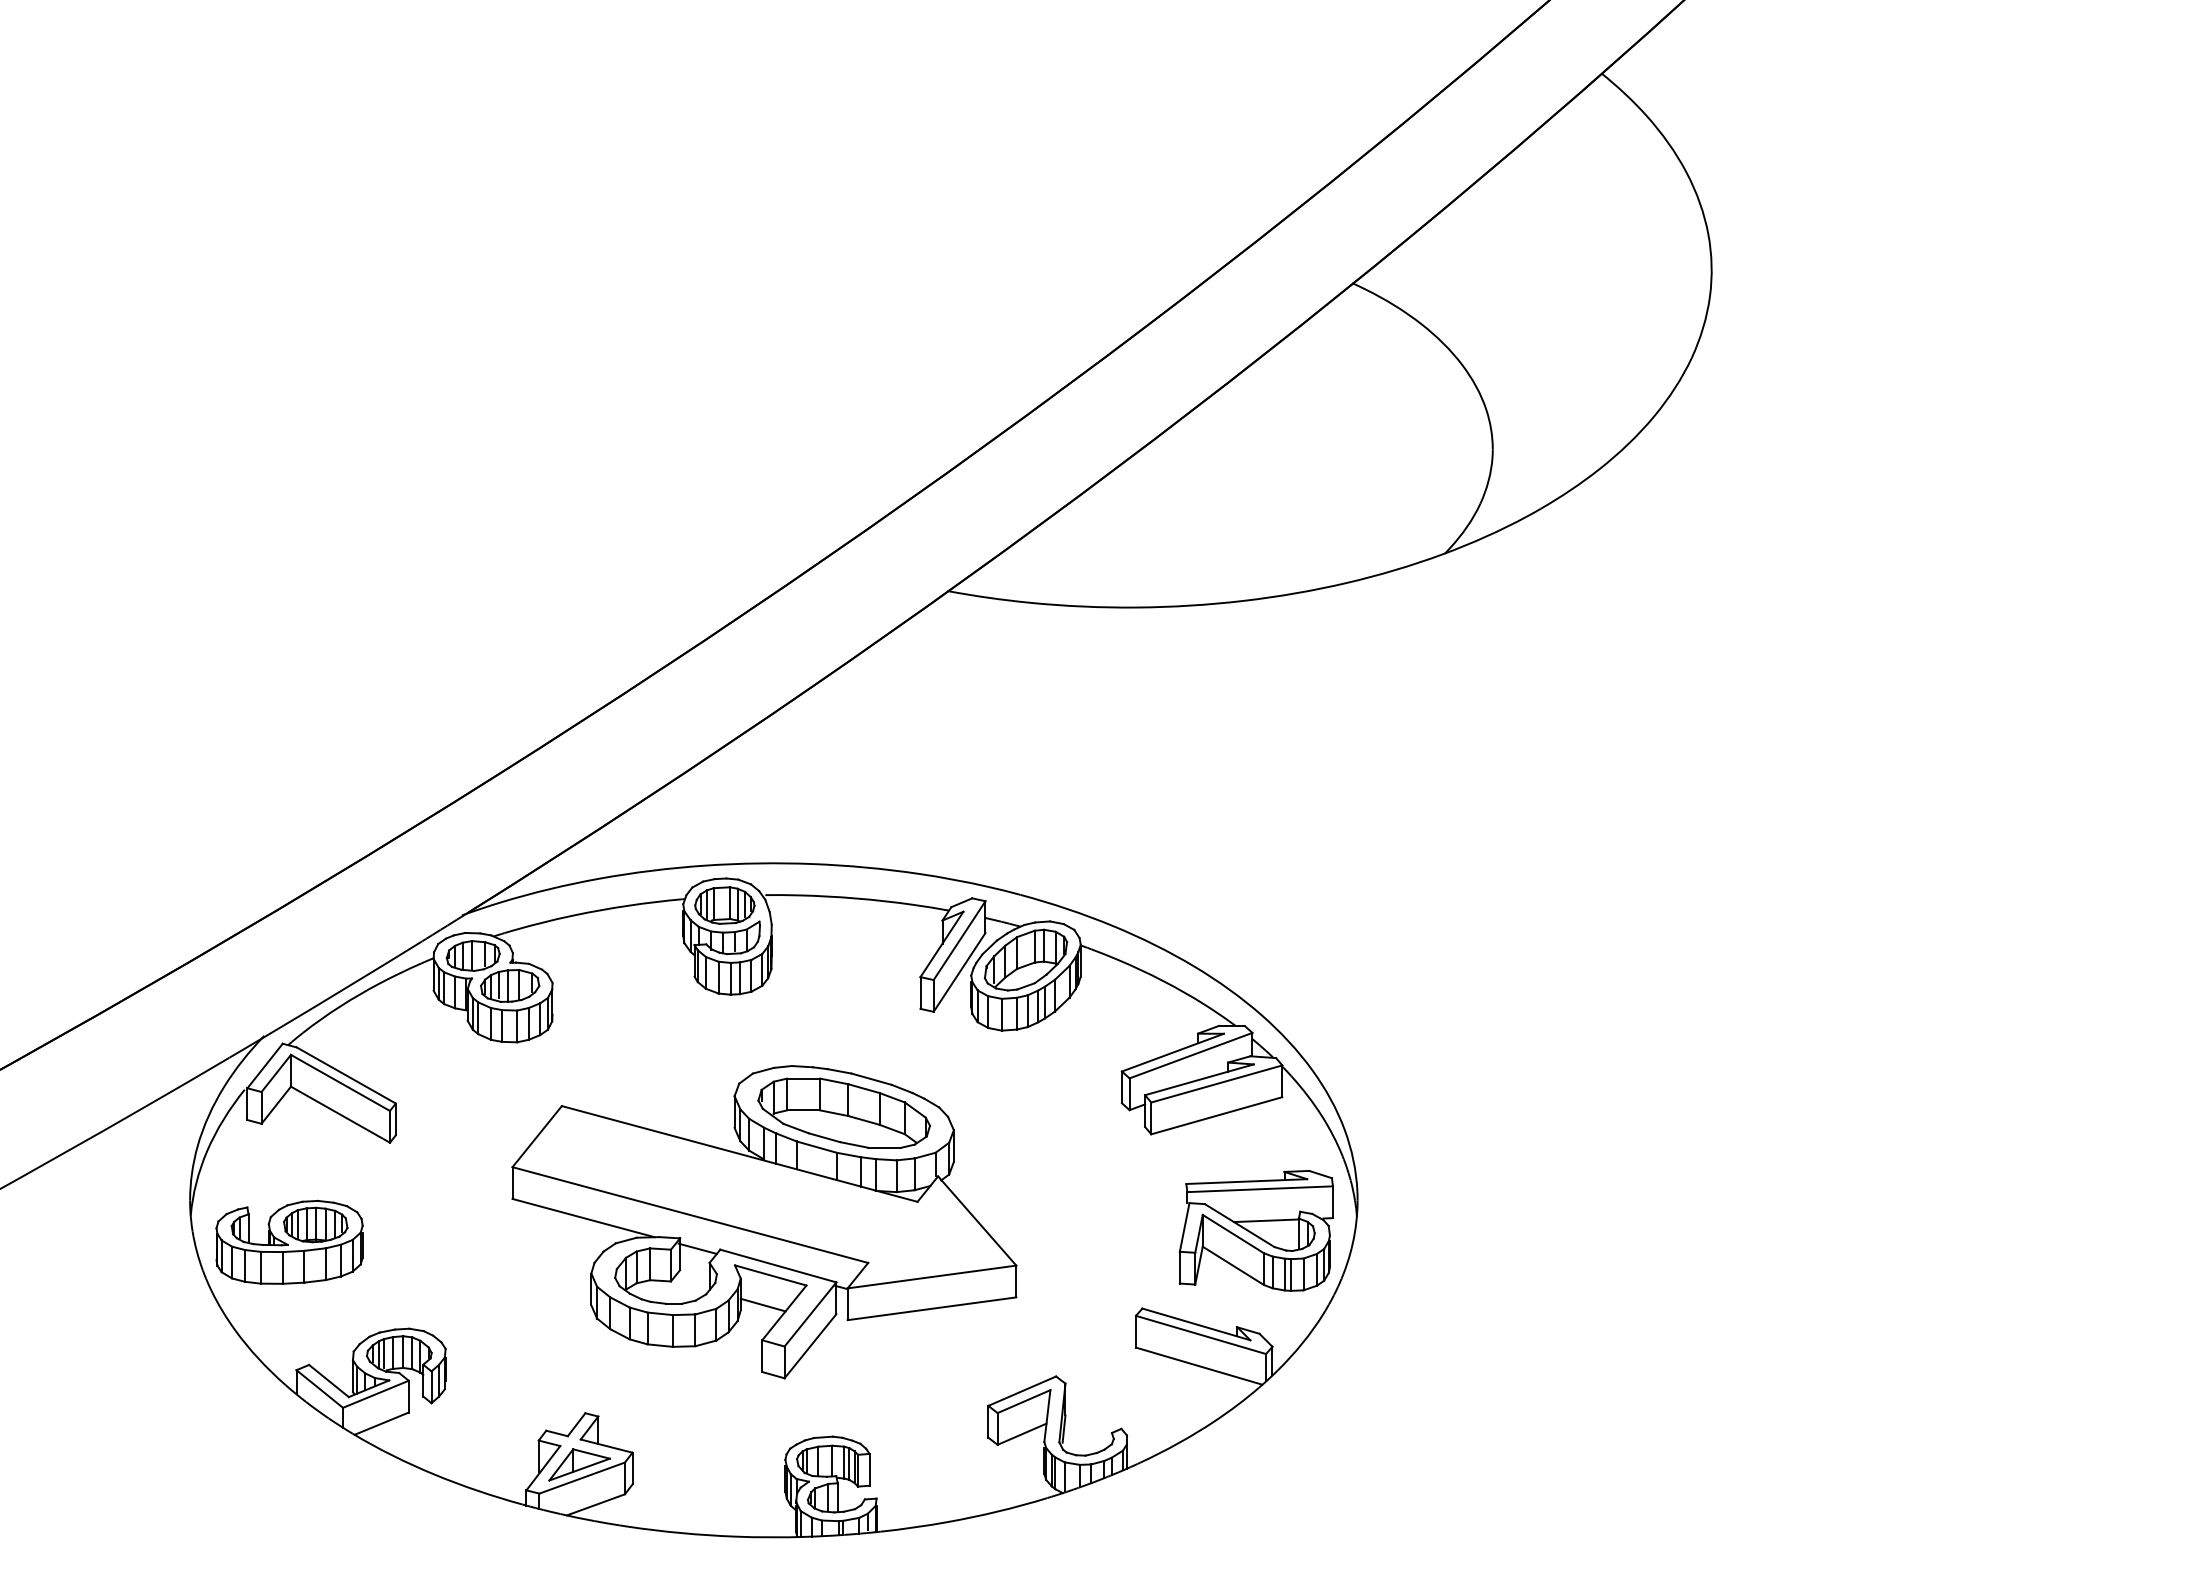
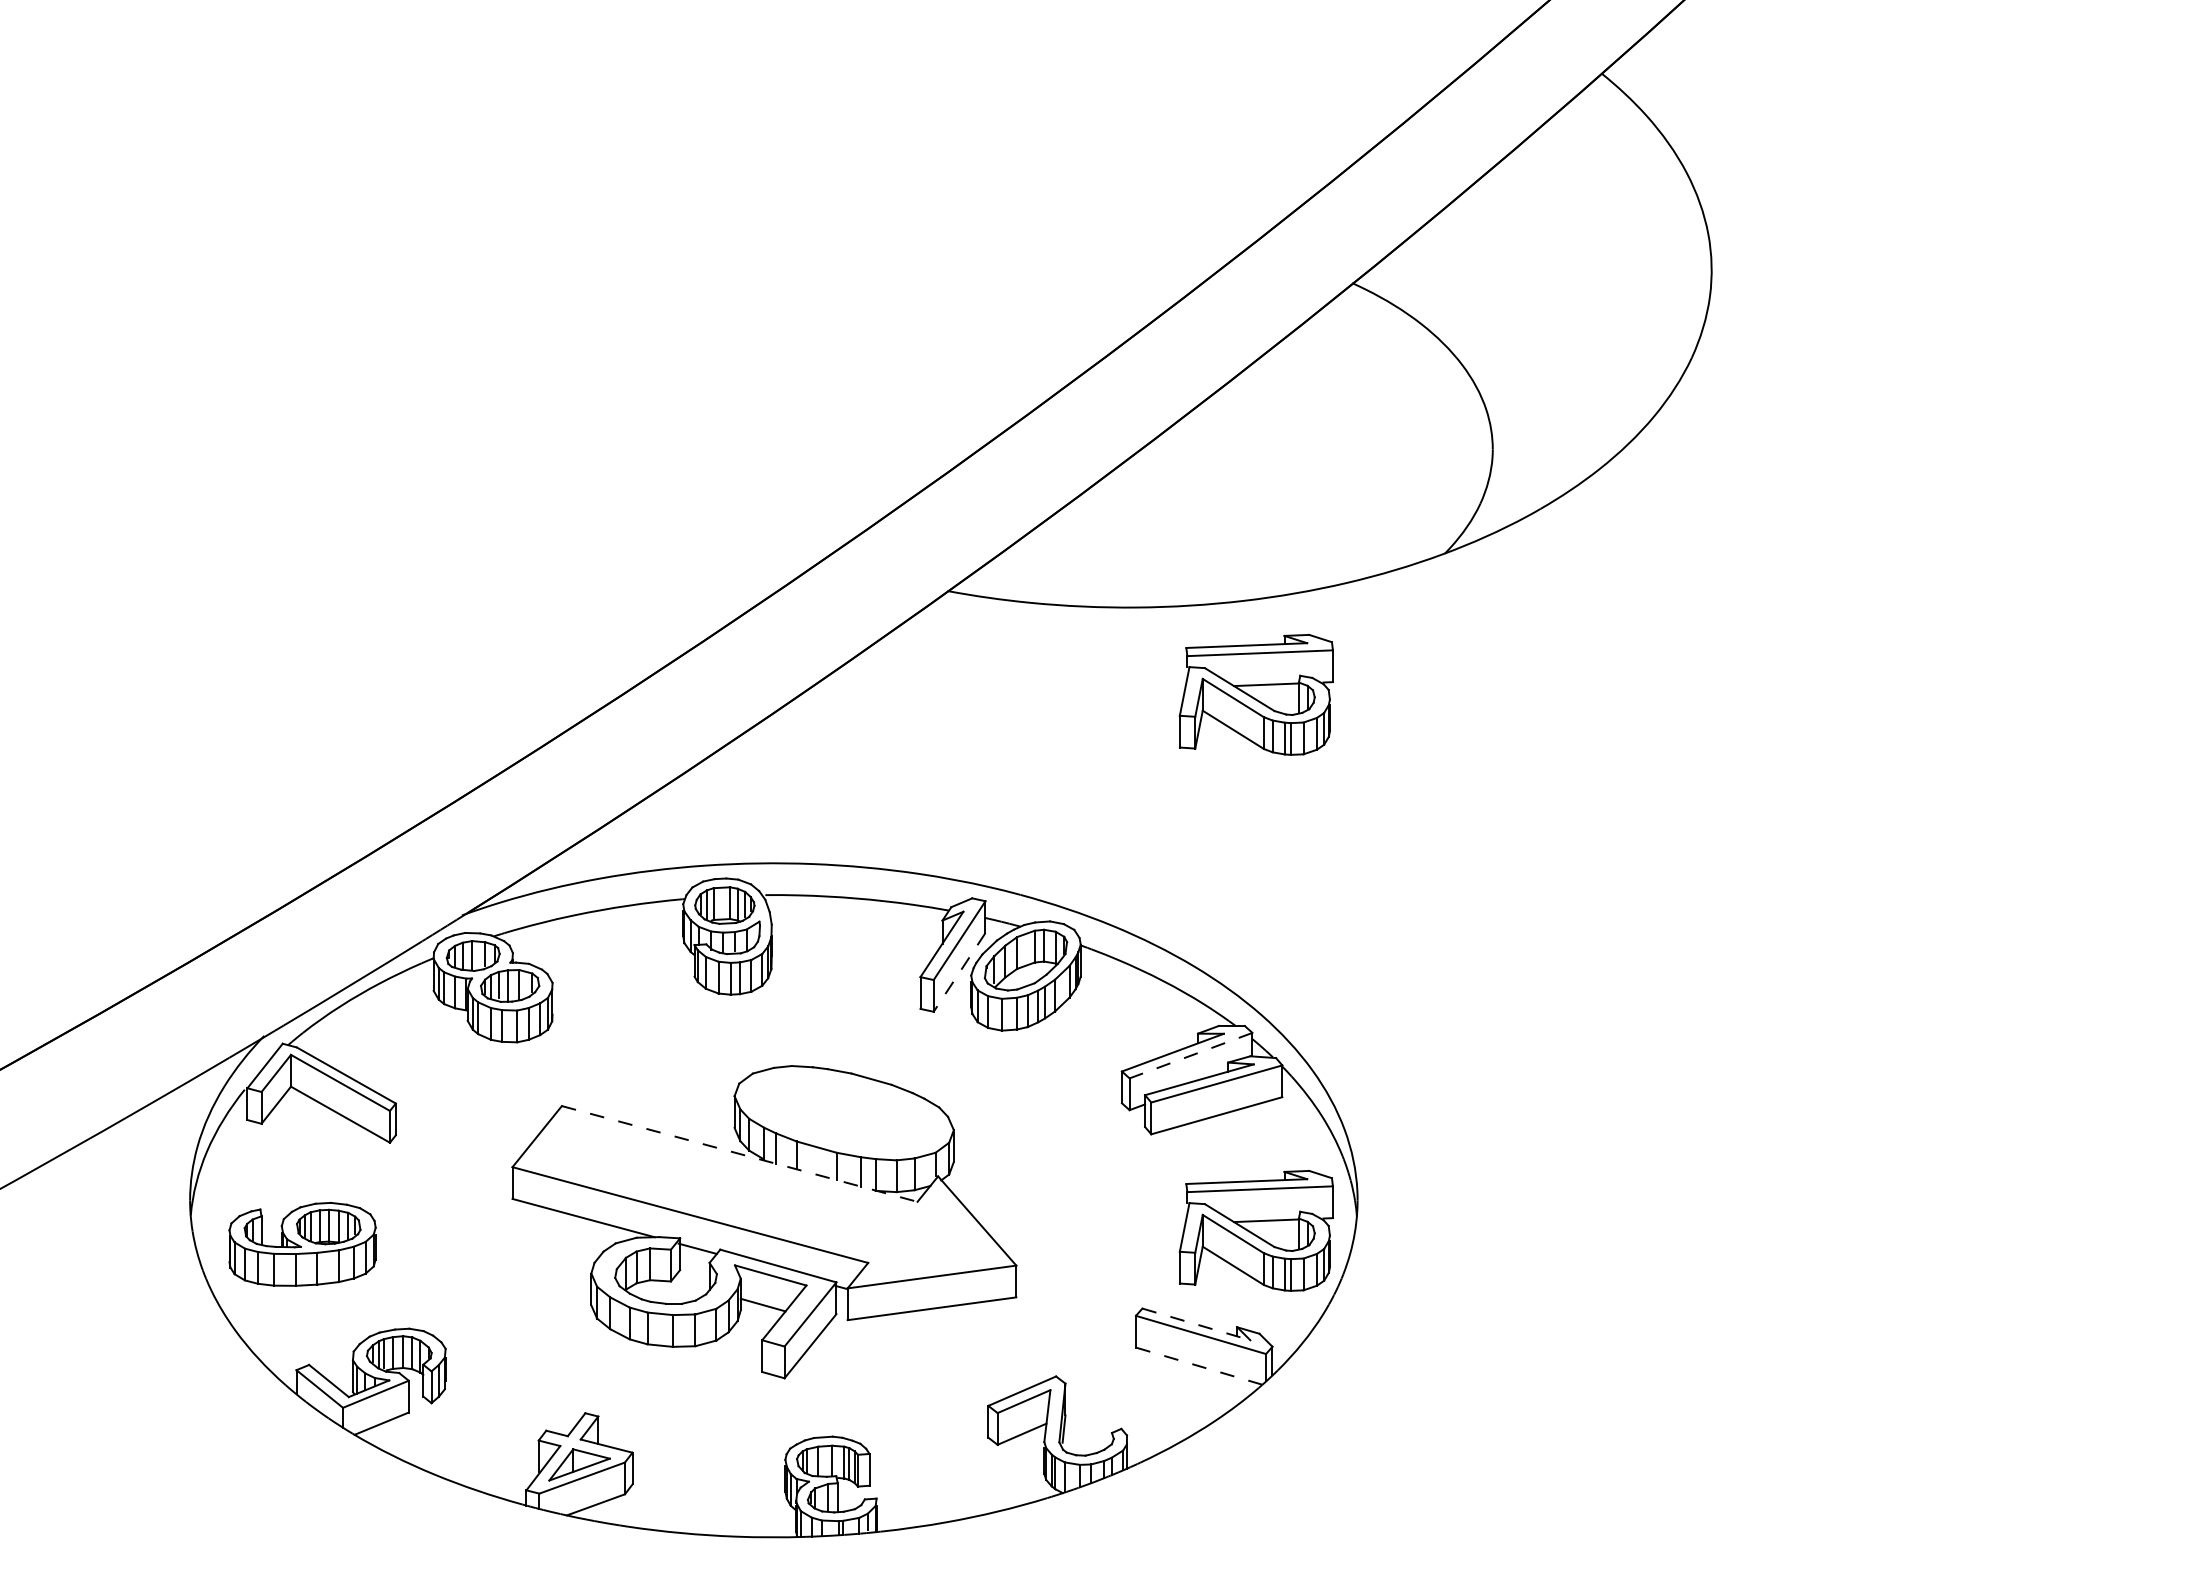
part: none -> present (1255, 694)
line: solid -> dashed (959, 972)
line: solid -> dashed (1191, 1055)
part: present -> none (844, 1112)
line: solid -> dashed (740, 1154)
part position: (289, 1241) -> (302, 1243) (302, 1243)
line: solid -> dashed (1196, 1324)
line: solid -> dashed (1199, 1366)
